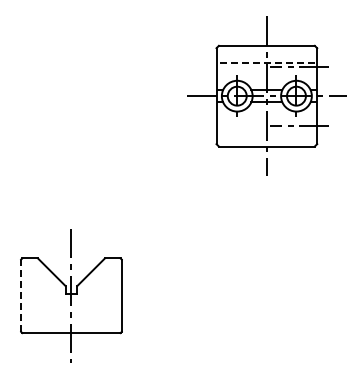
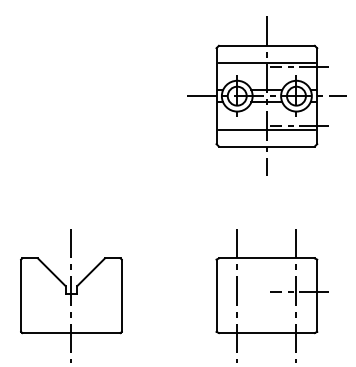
line: dashed -> solid (266, 62)
line: none -> present (266, 129)
line: dashed -> solid (21, 295)
part: none -> present (271, 295)
